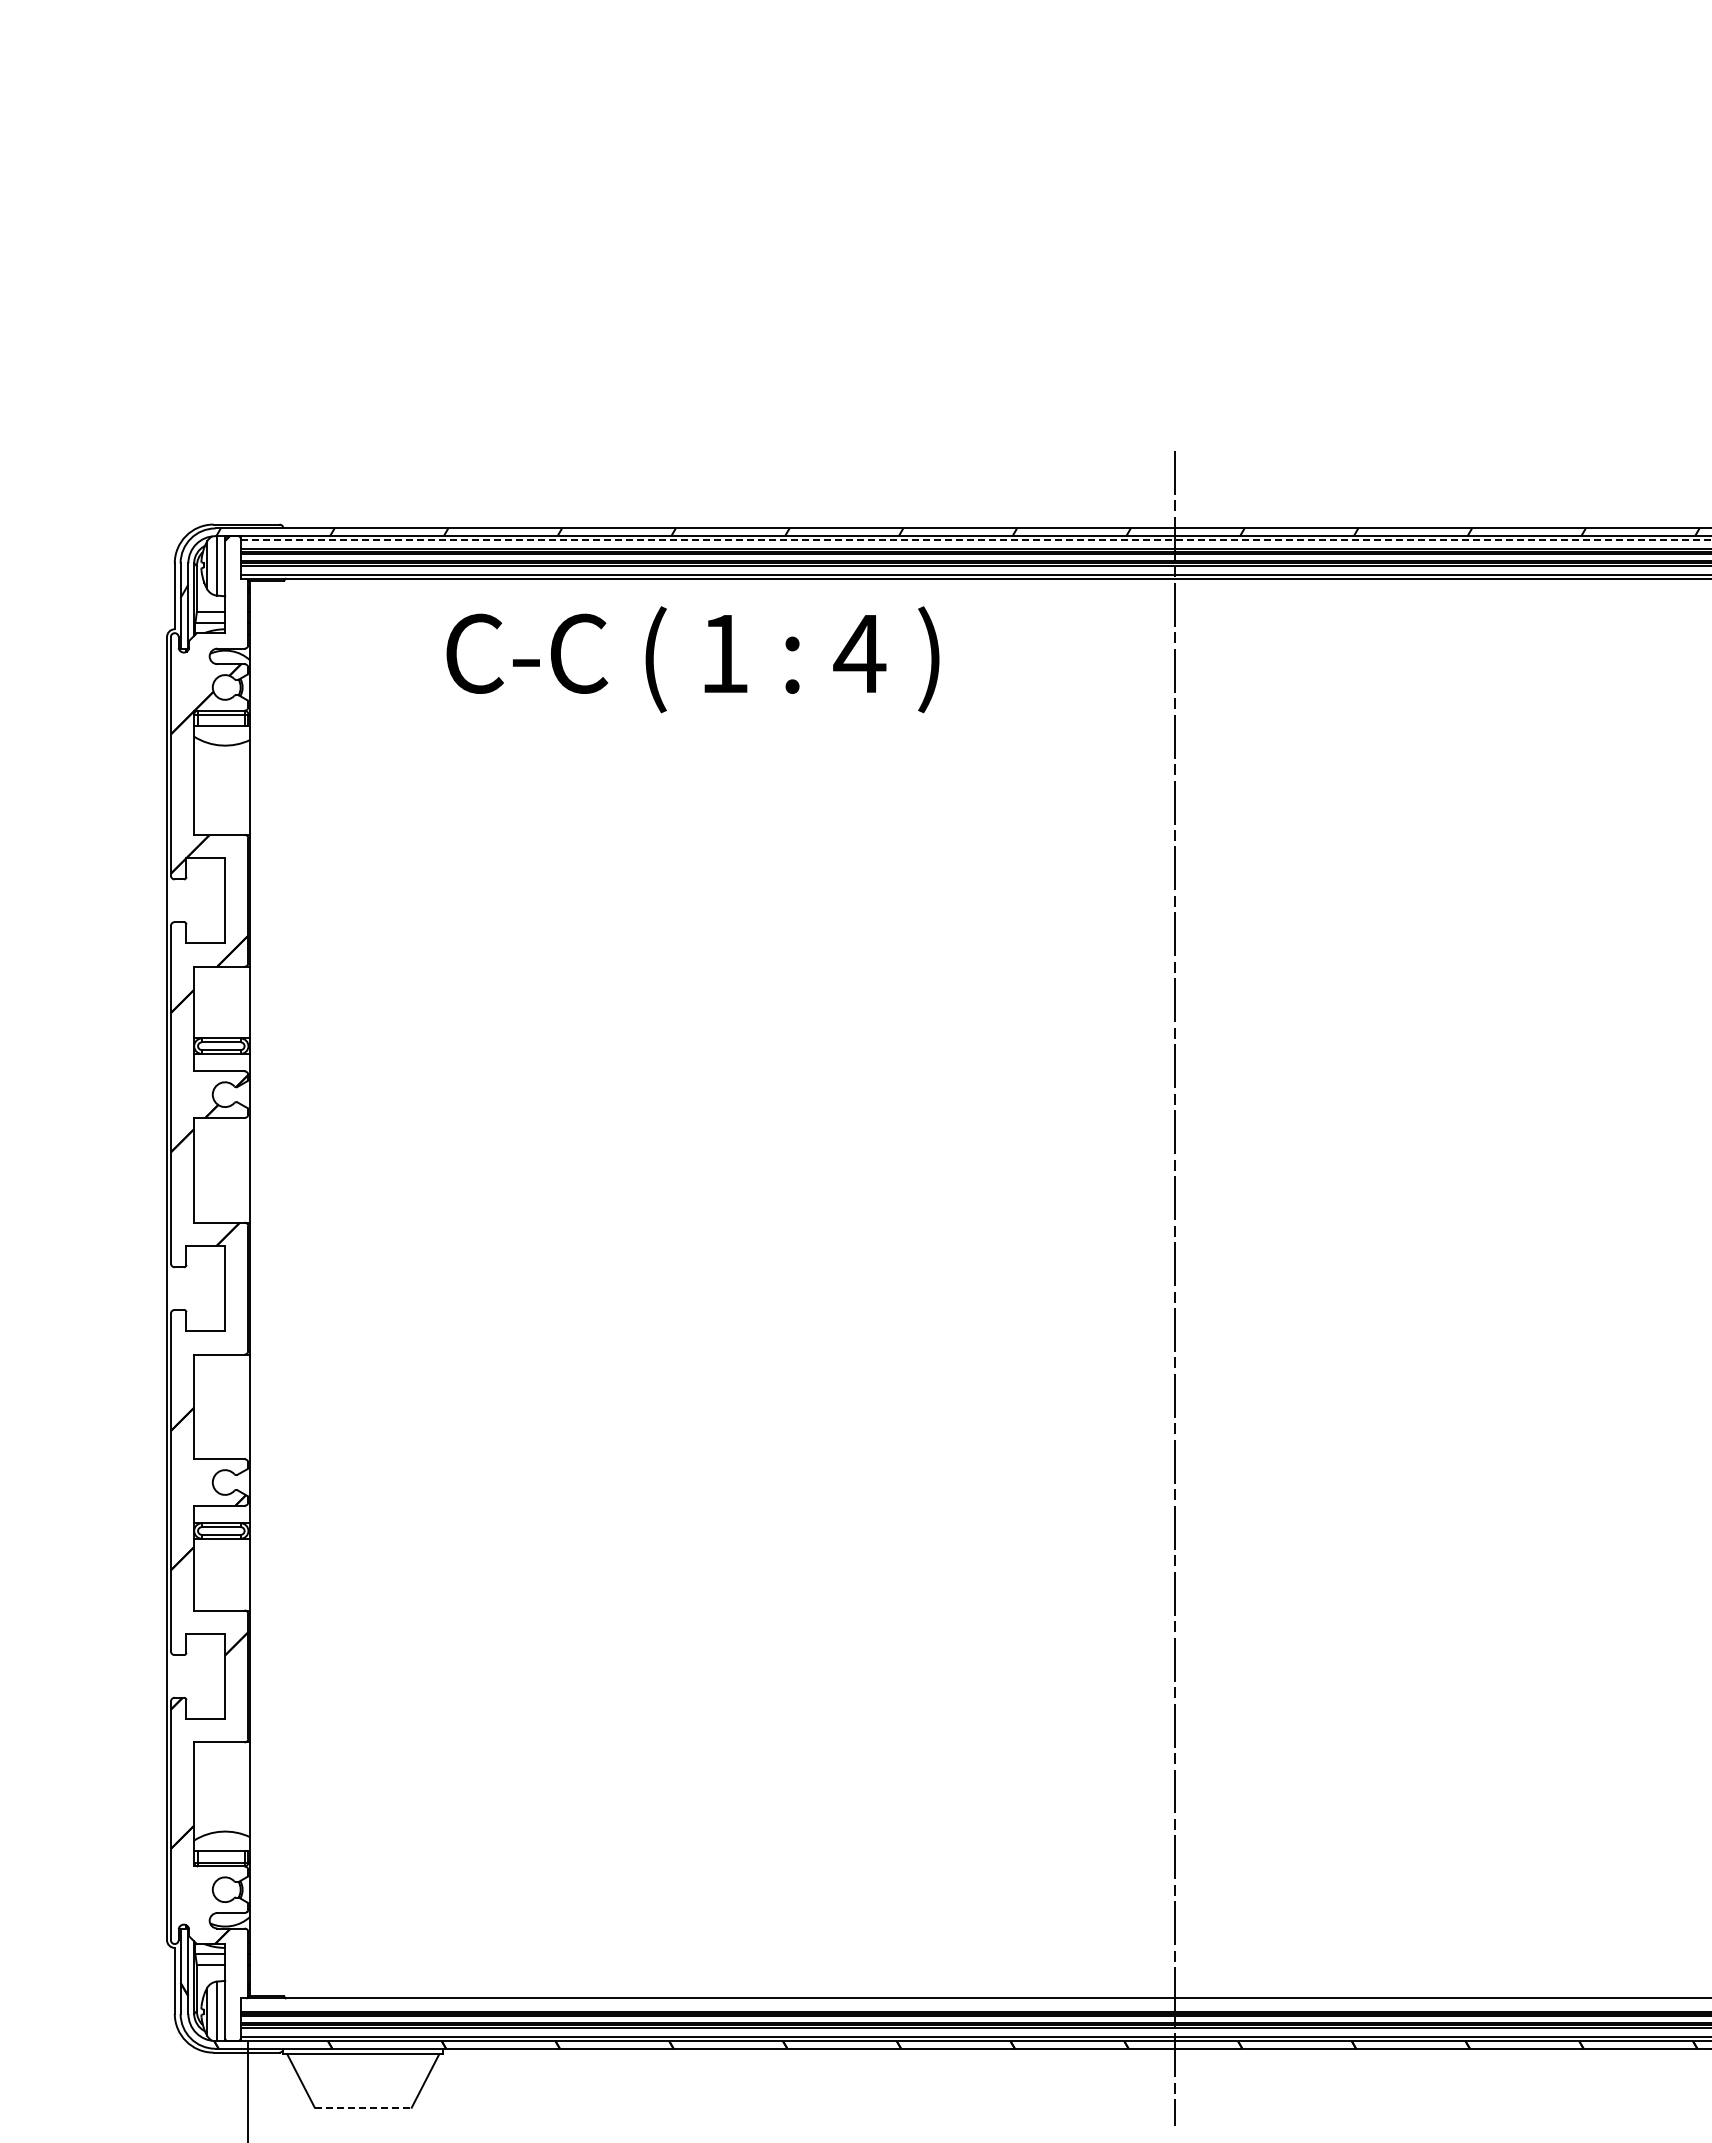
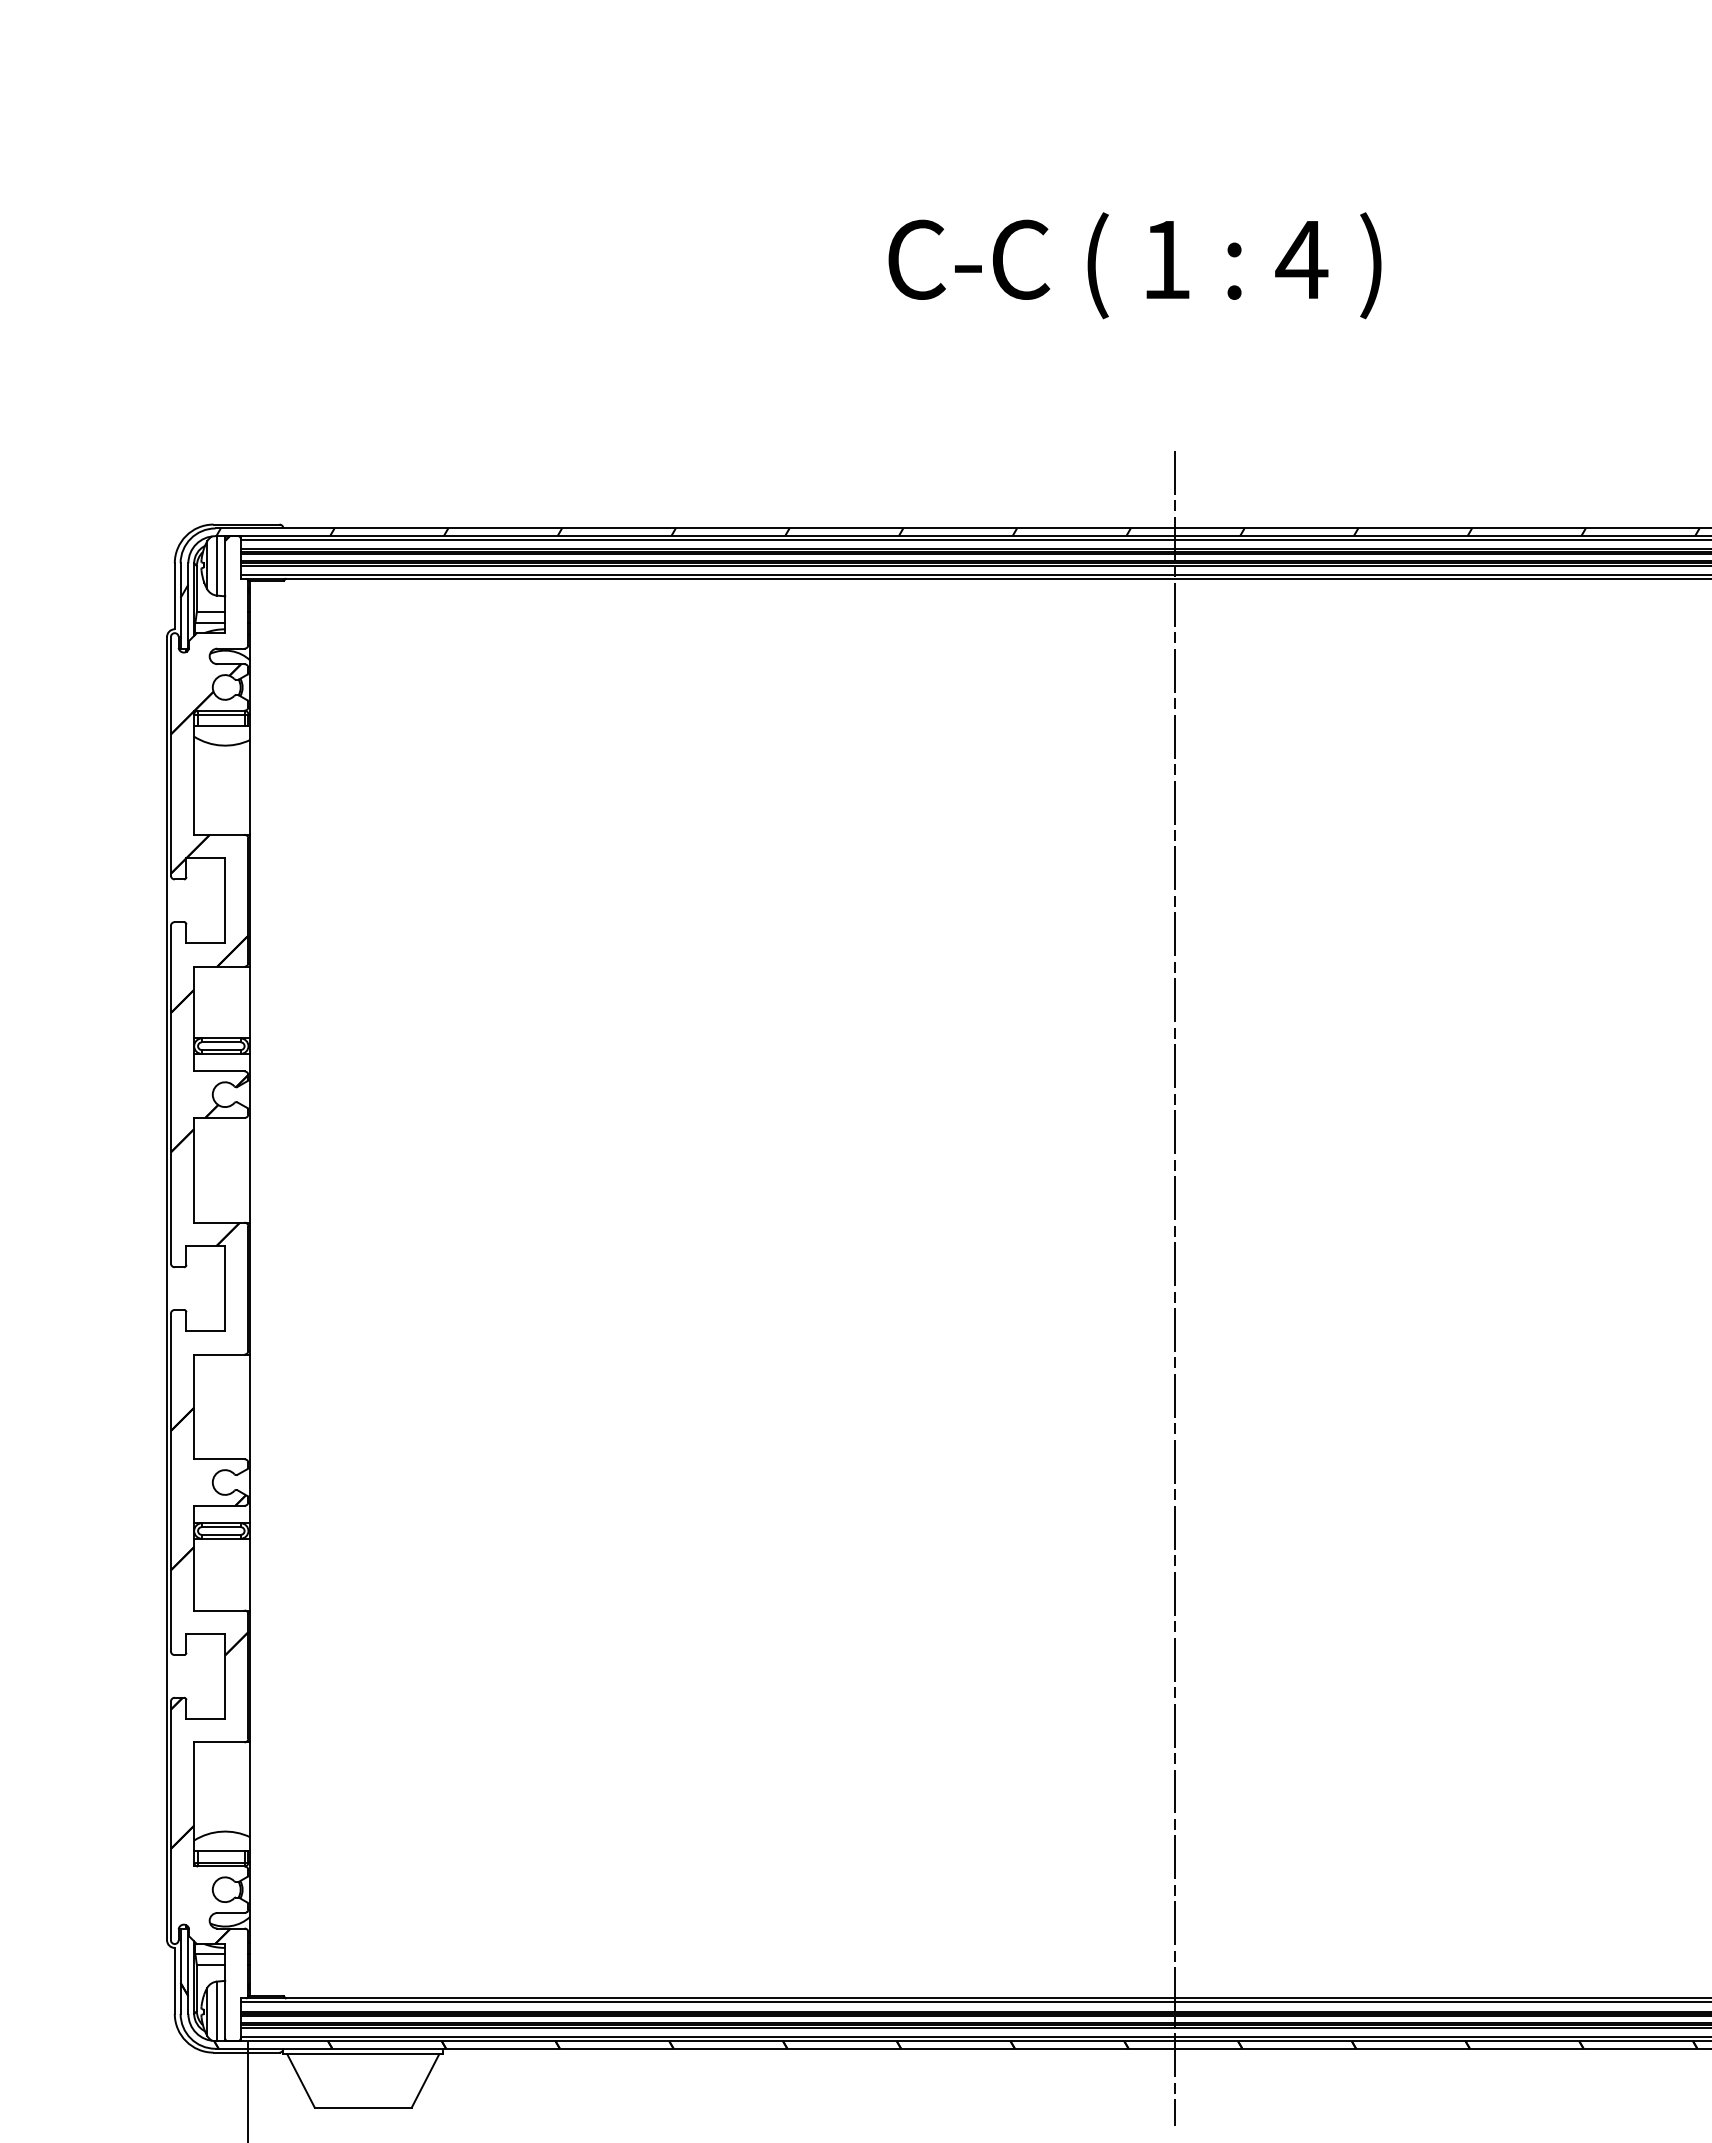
line: dashed -> solid (976, 540)
text position: (692, 659) -> (1134, 265) (1134, 265)
line: none -> present (974, 2002)
line: dashed -> solid (363, 2107)
